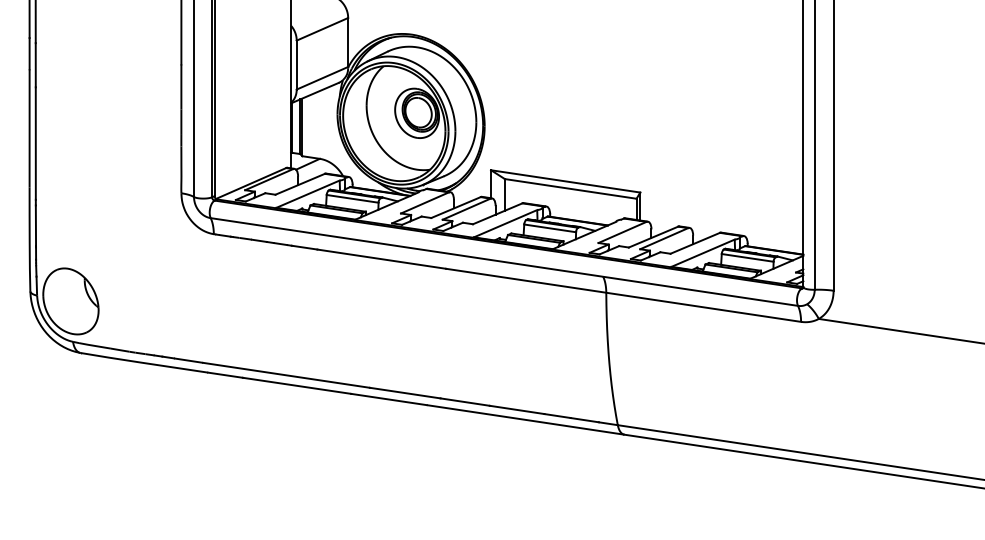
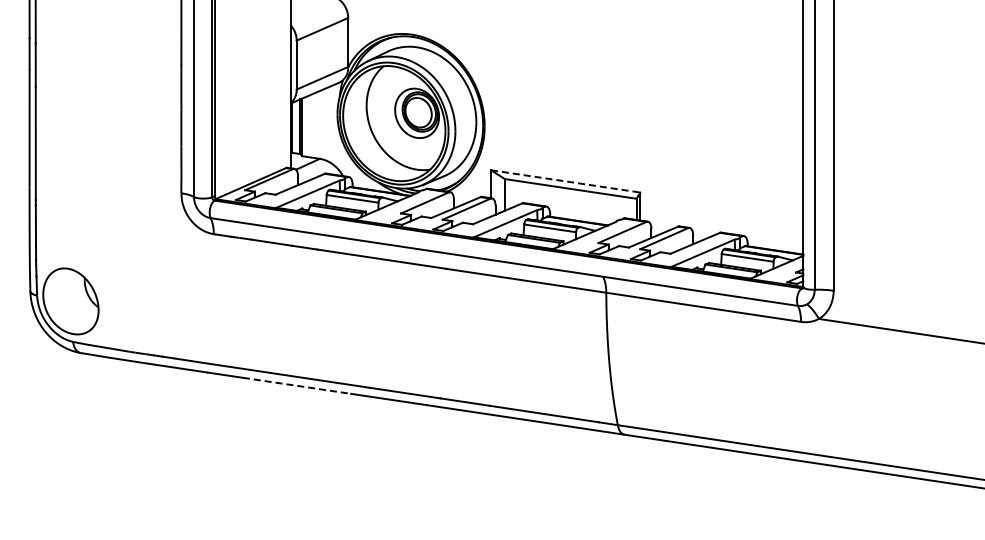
line: solid -> dashed (566, 181)
line: solid -> dashed (297, 385)
